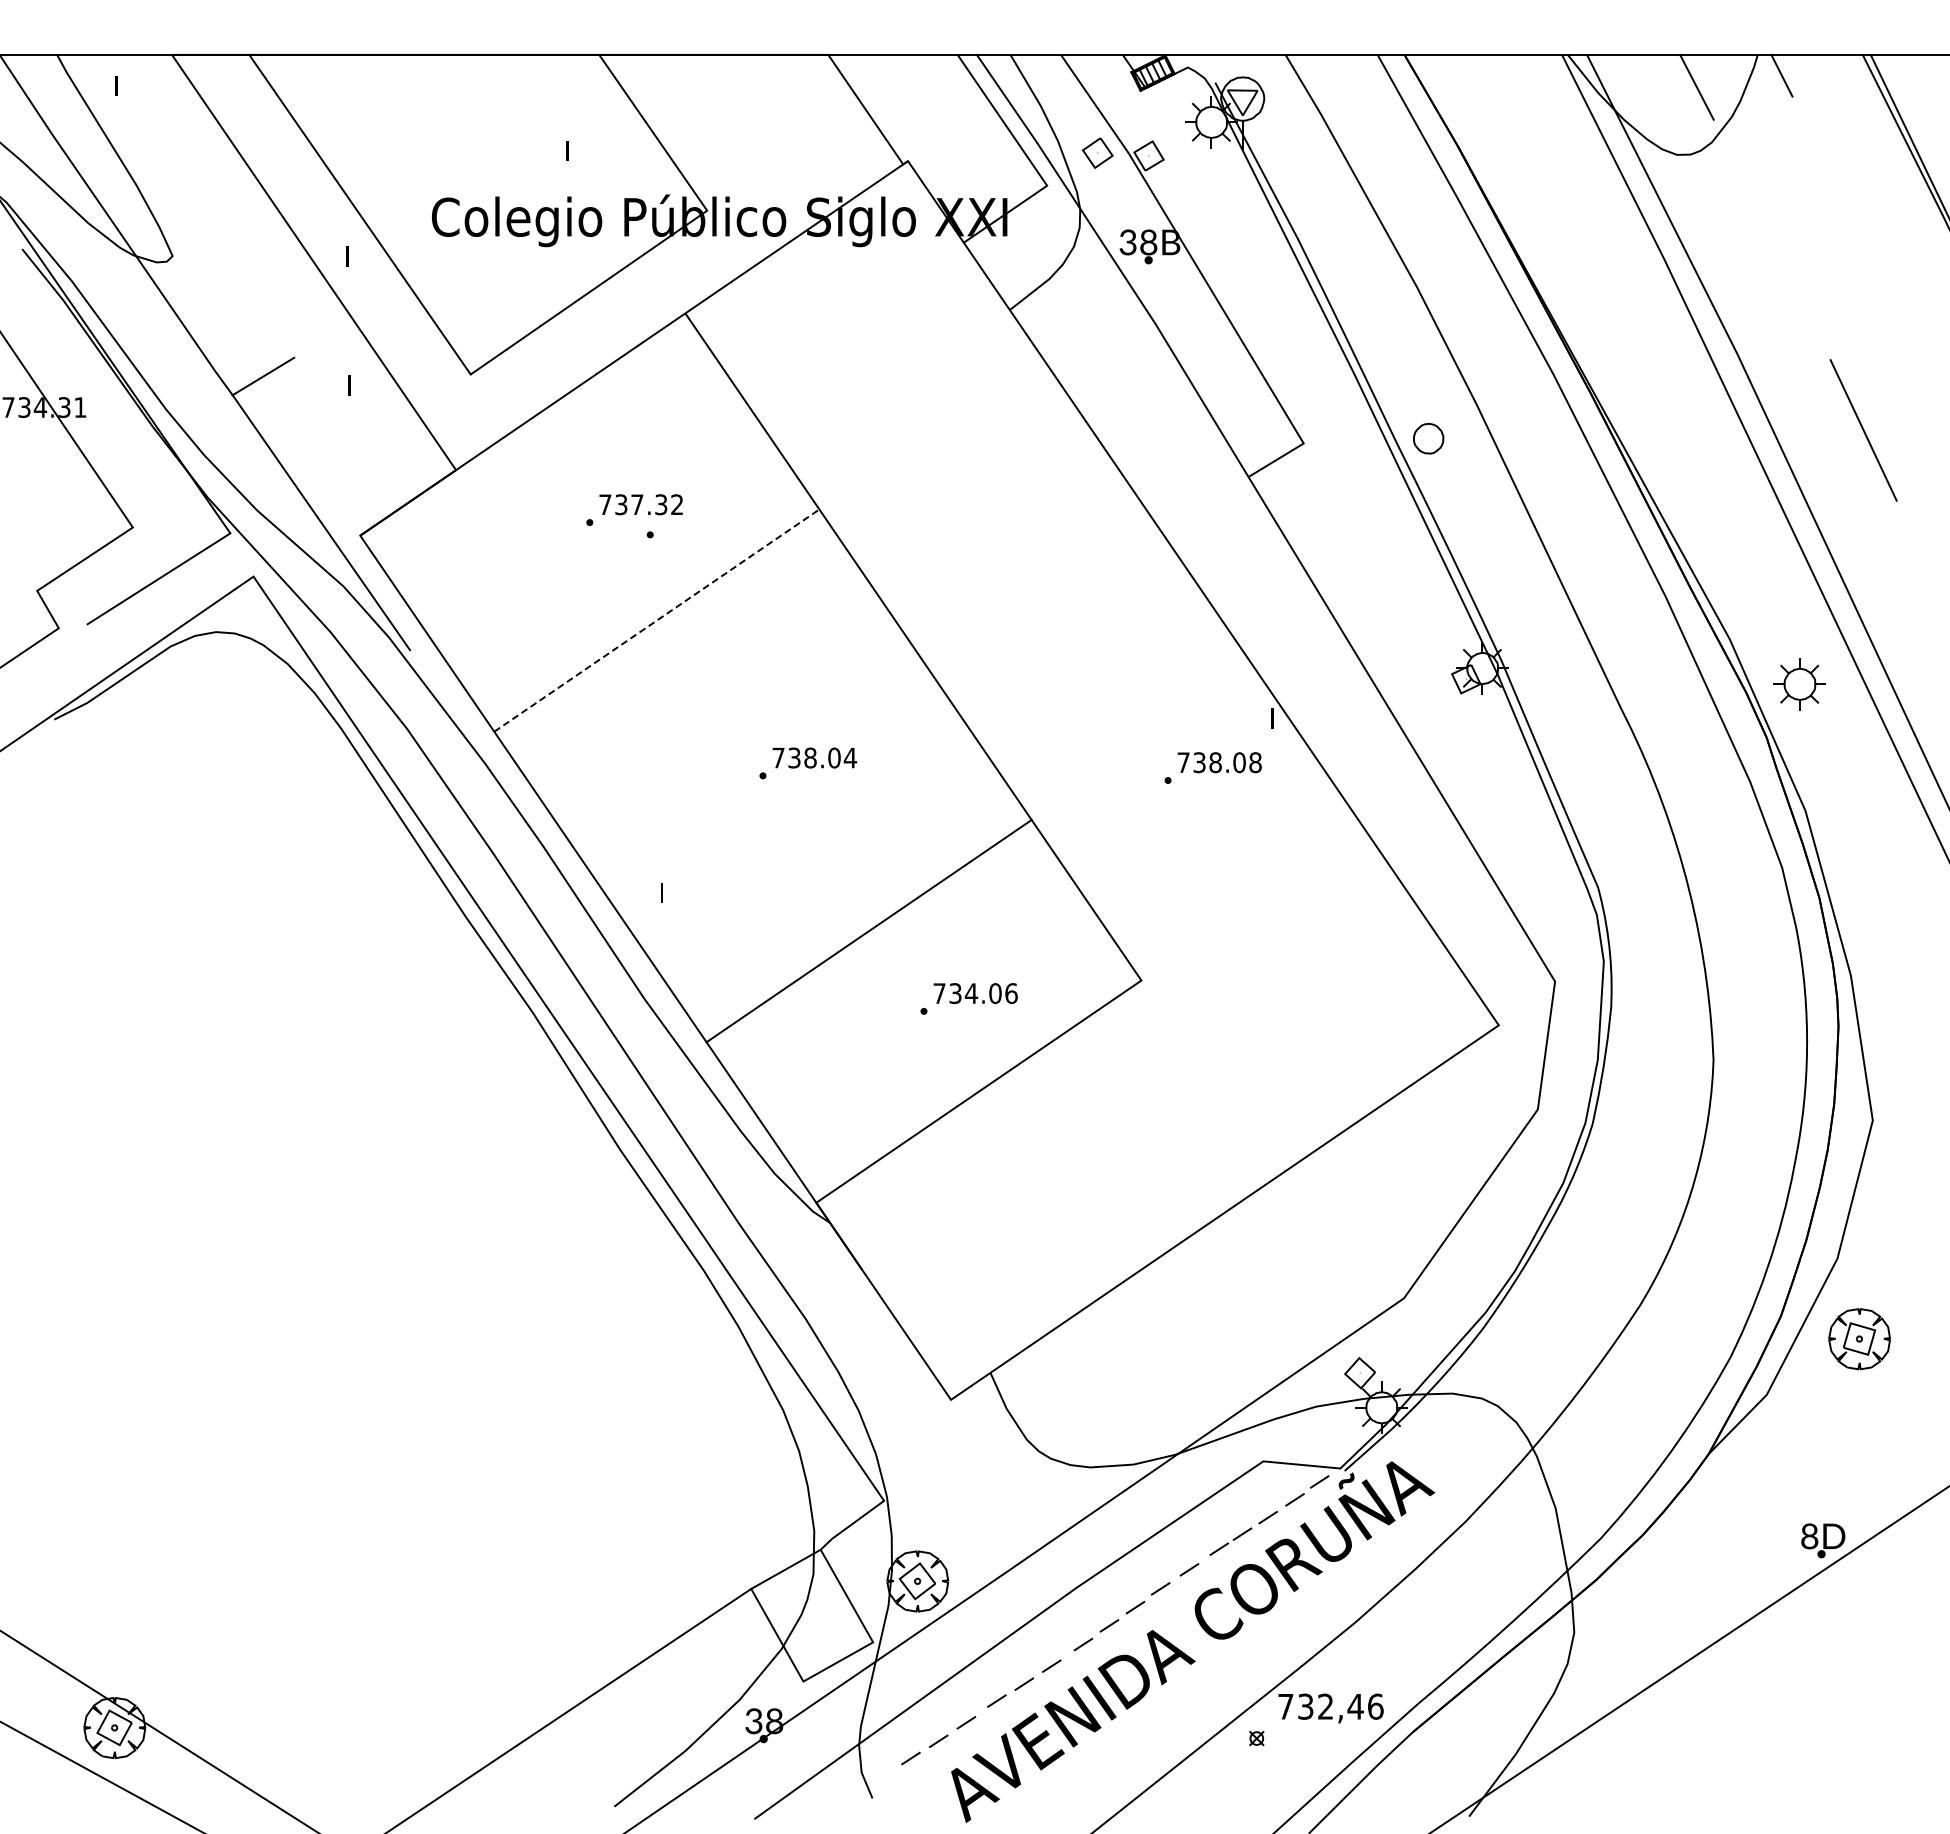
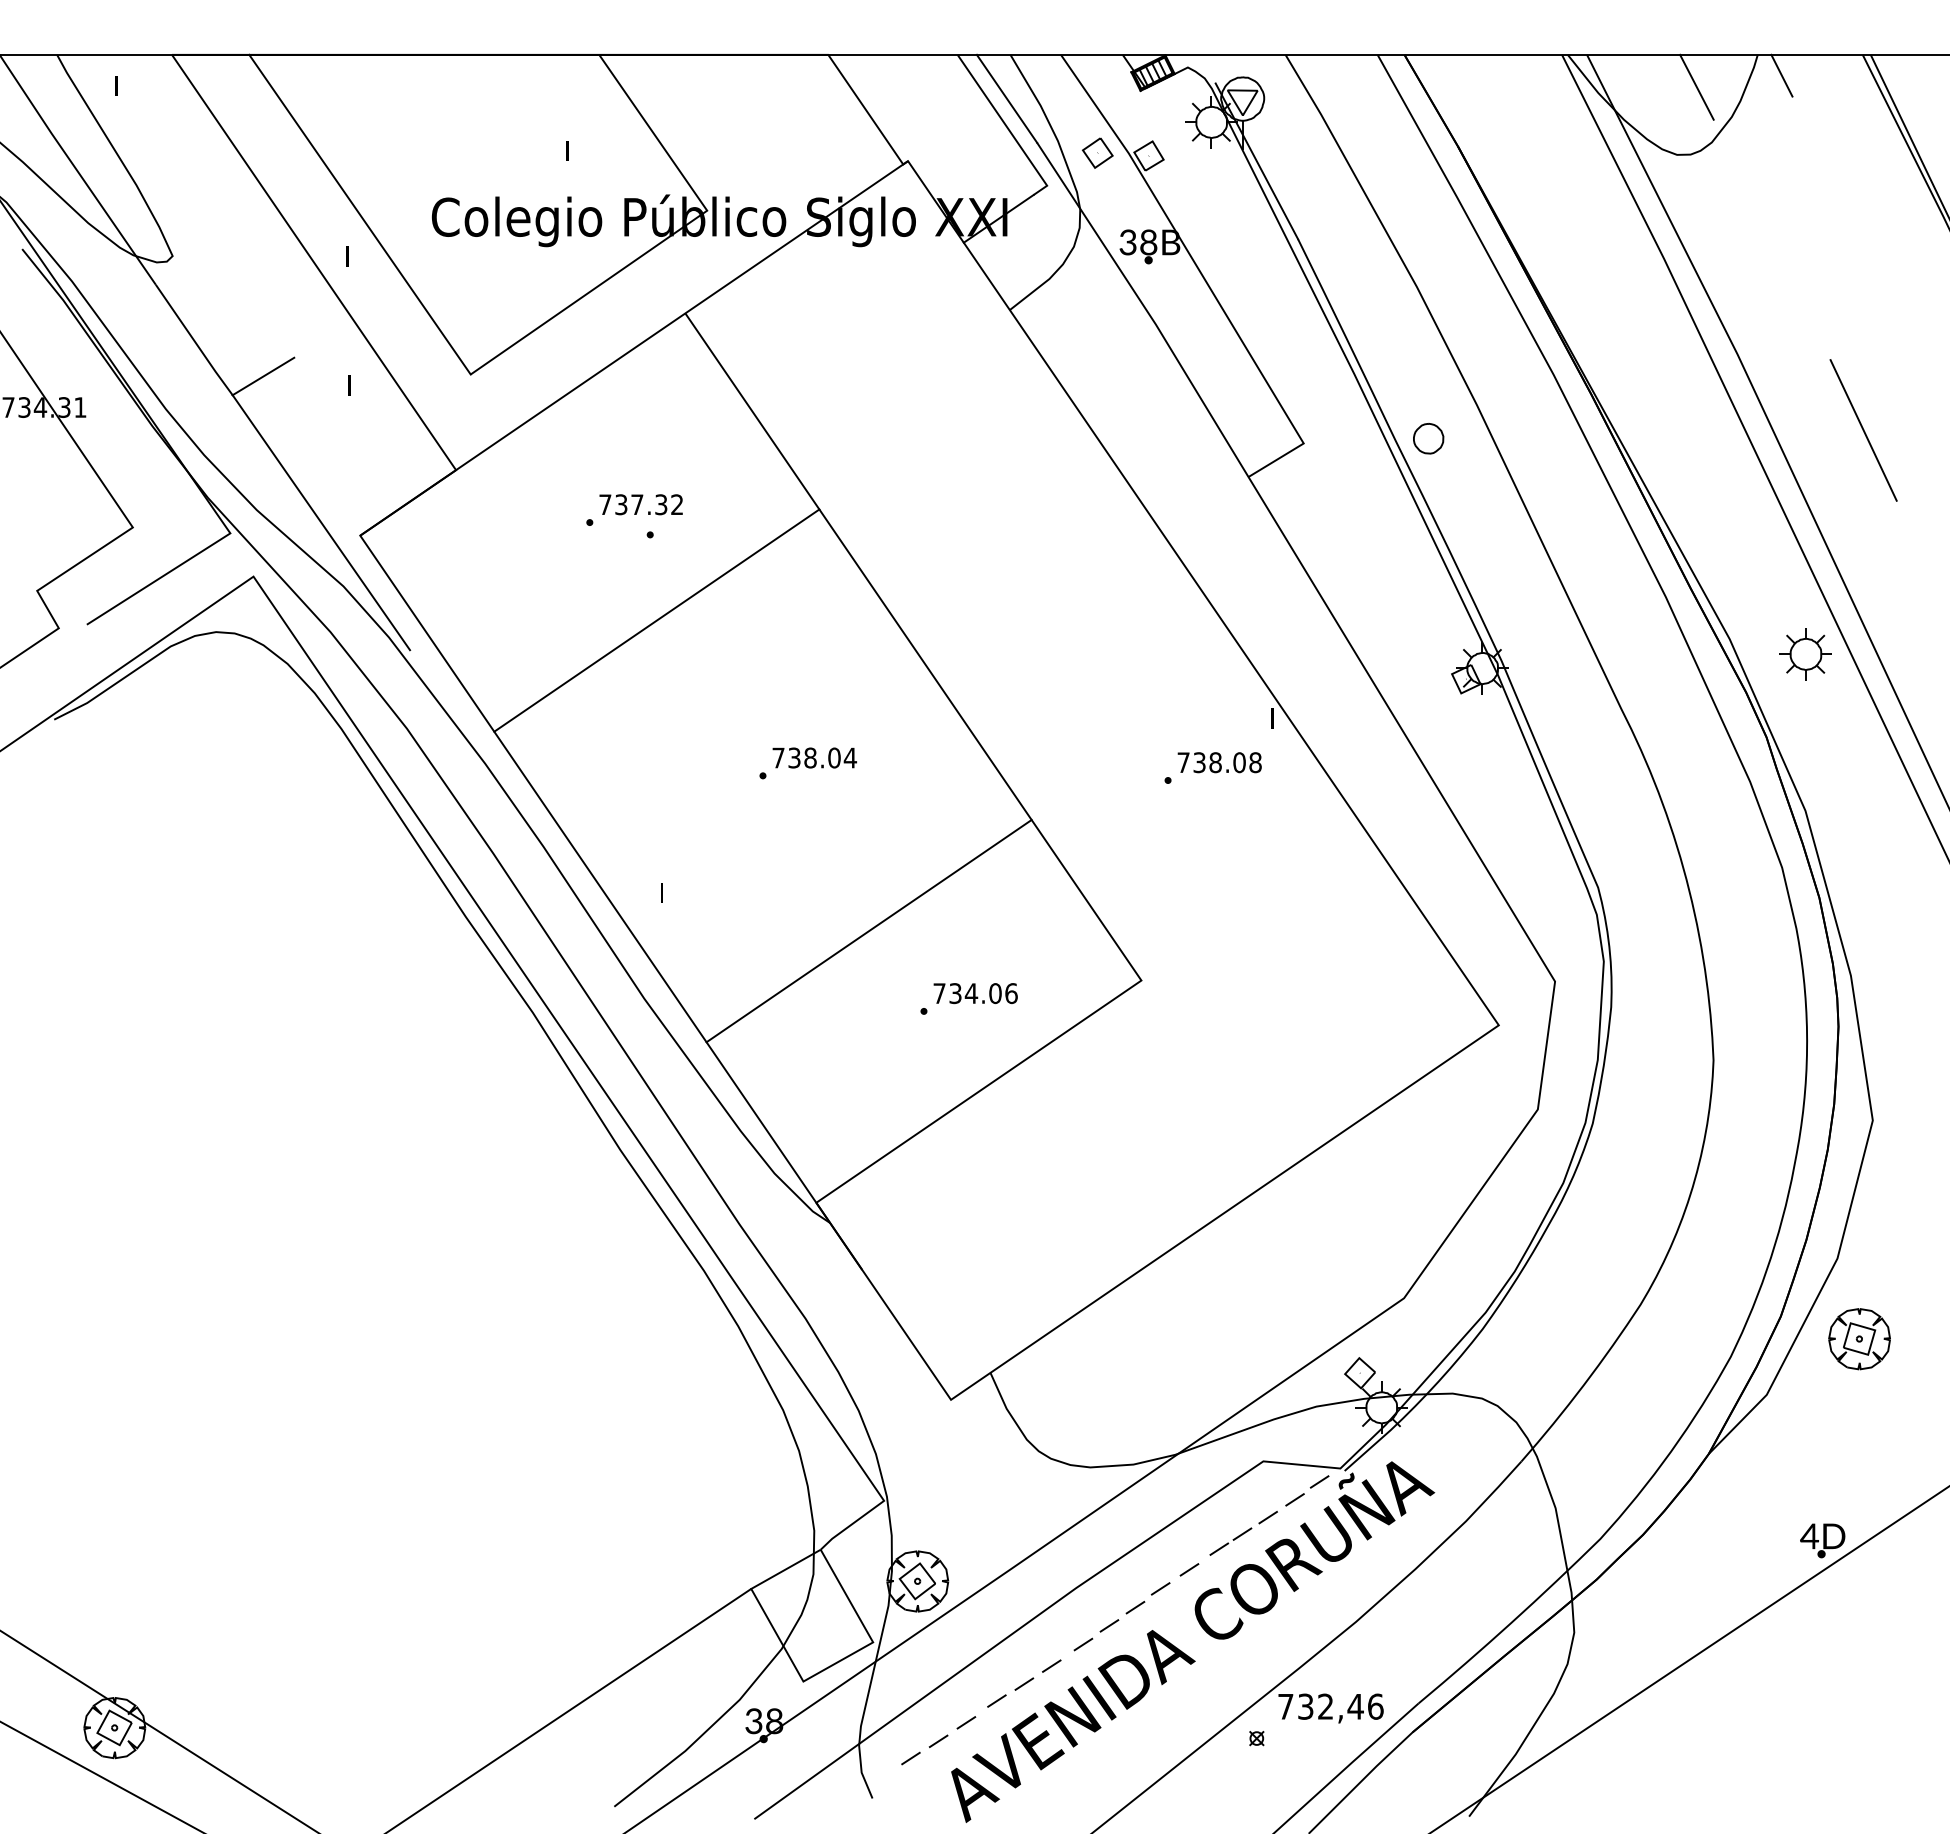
line: dashed -> solid (656, 620)
part position: (1799, 684) -> (1805, 654) (1805, 654)
text: 8D -> 4D (1809, 1536)
